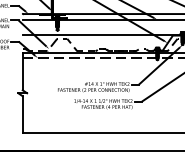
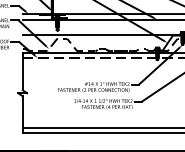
line: none -> present (101, 128)
